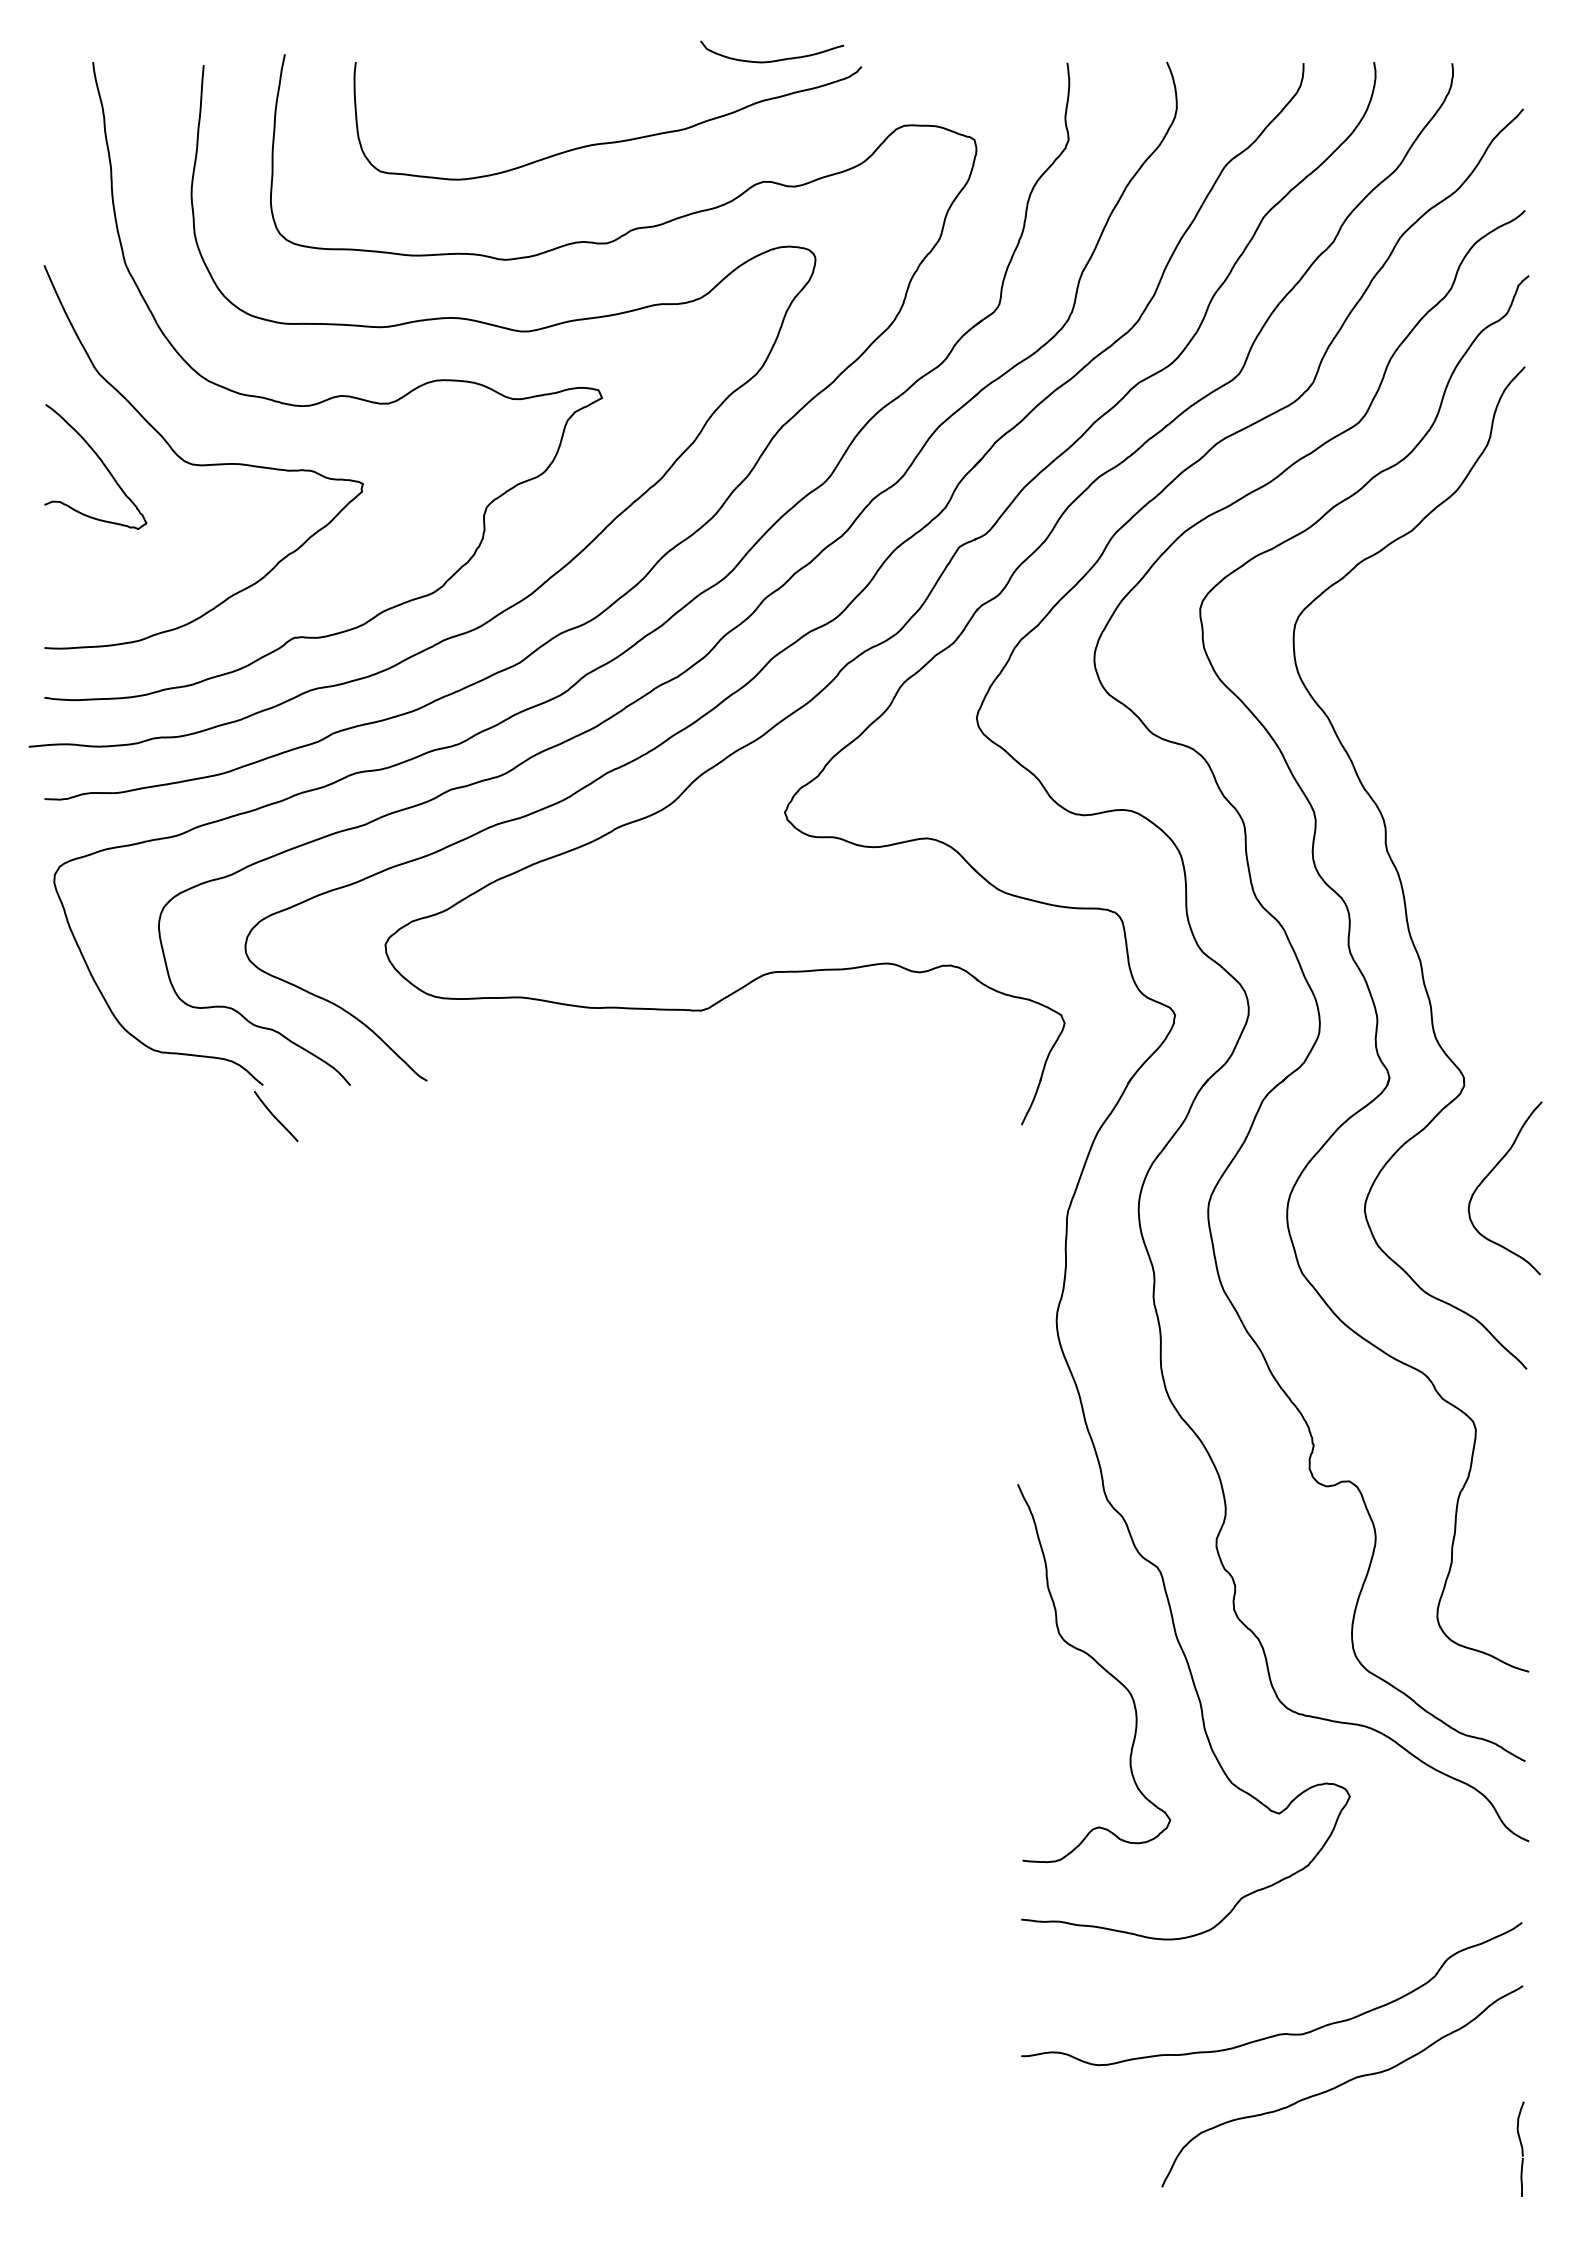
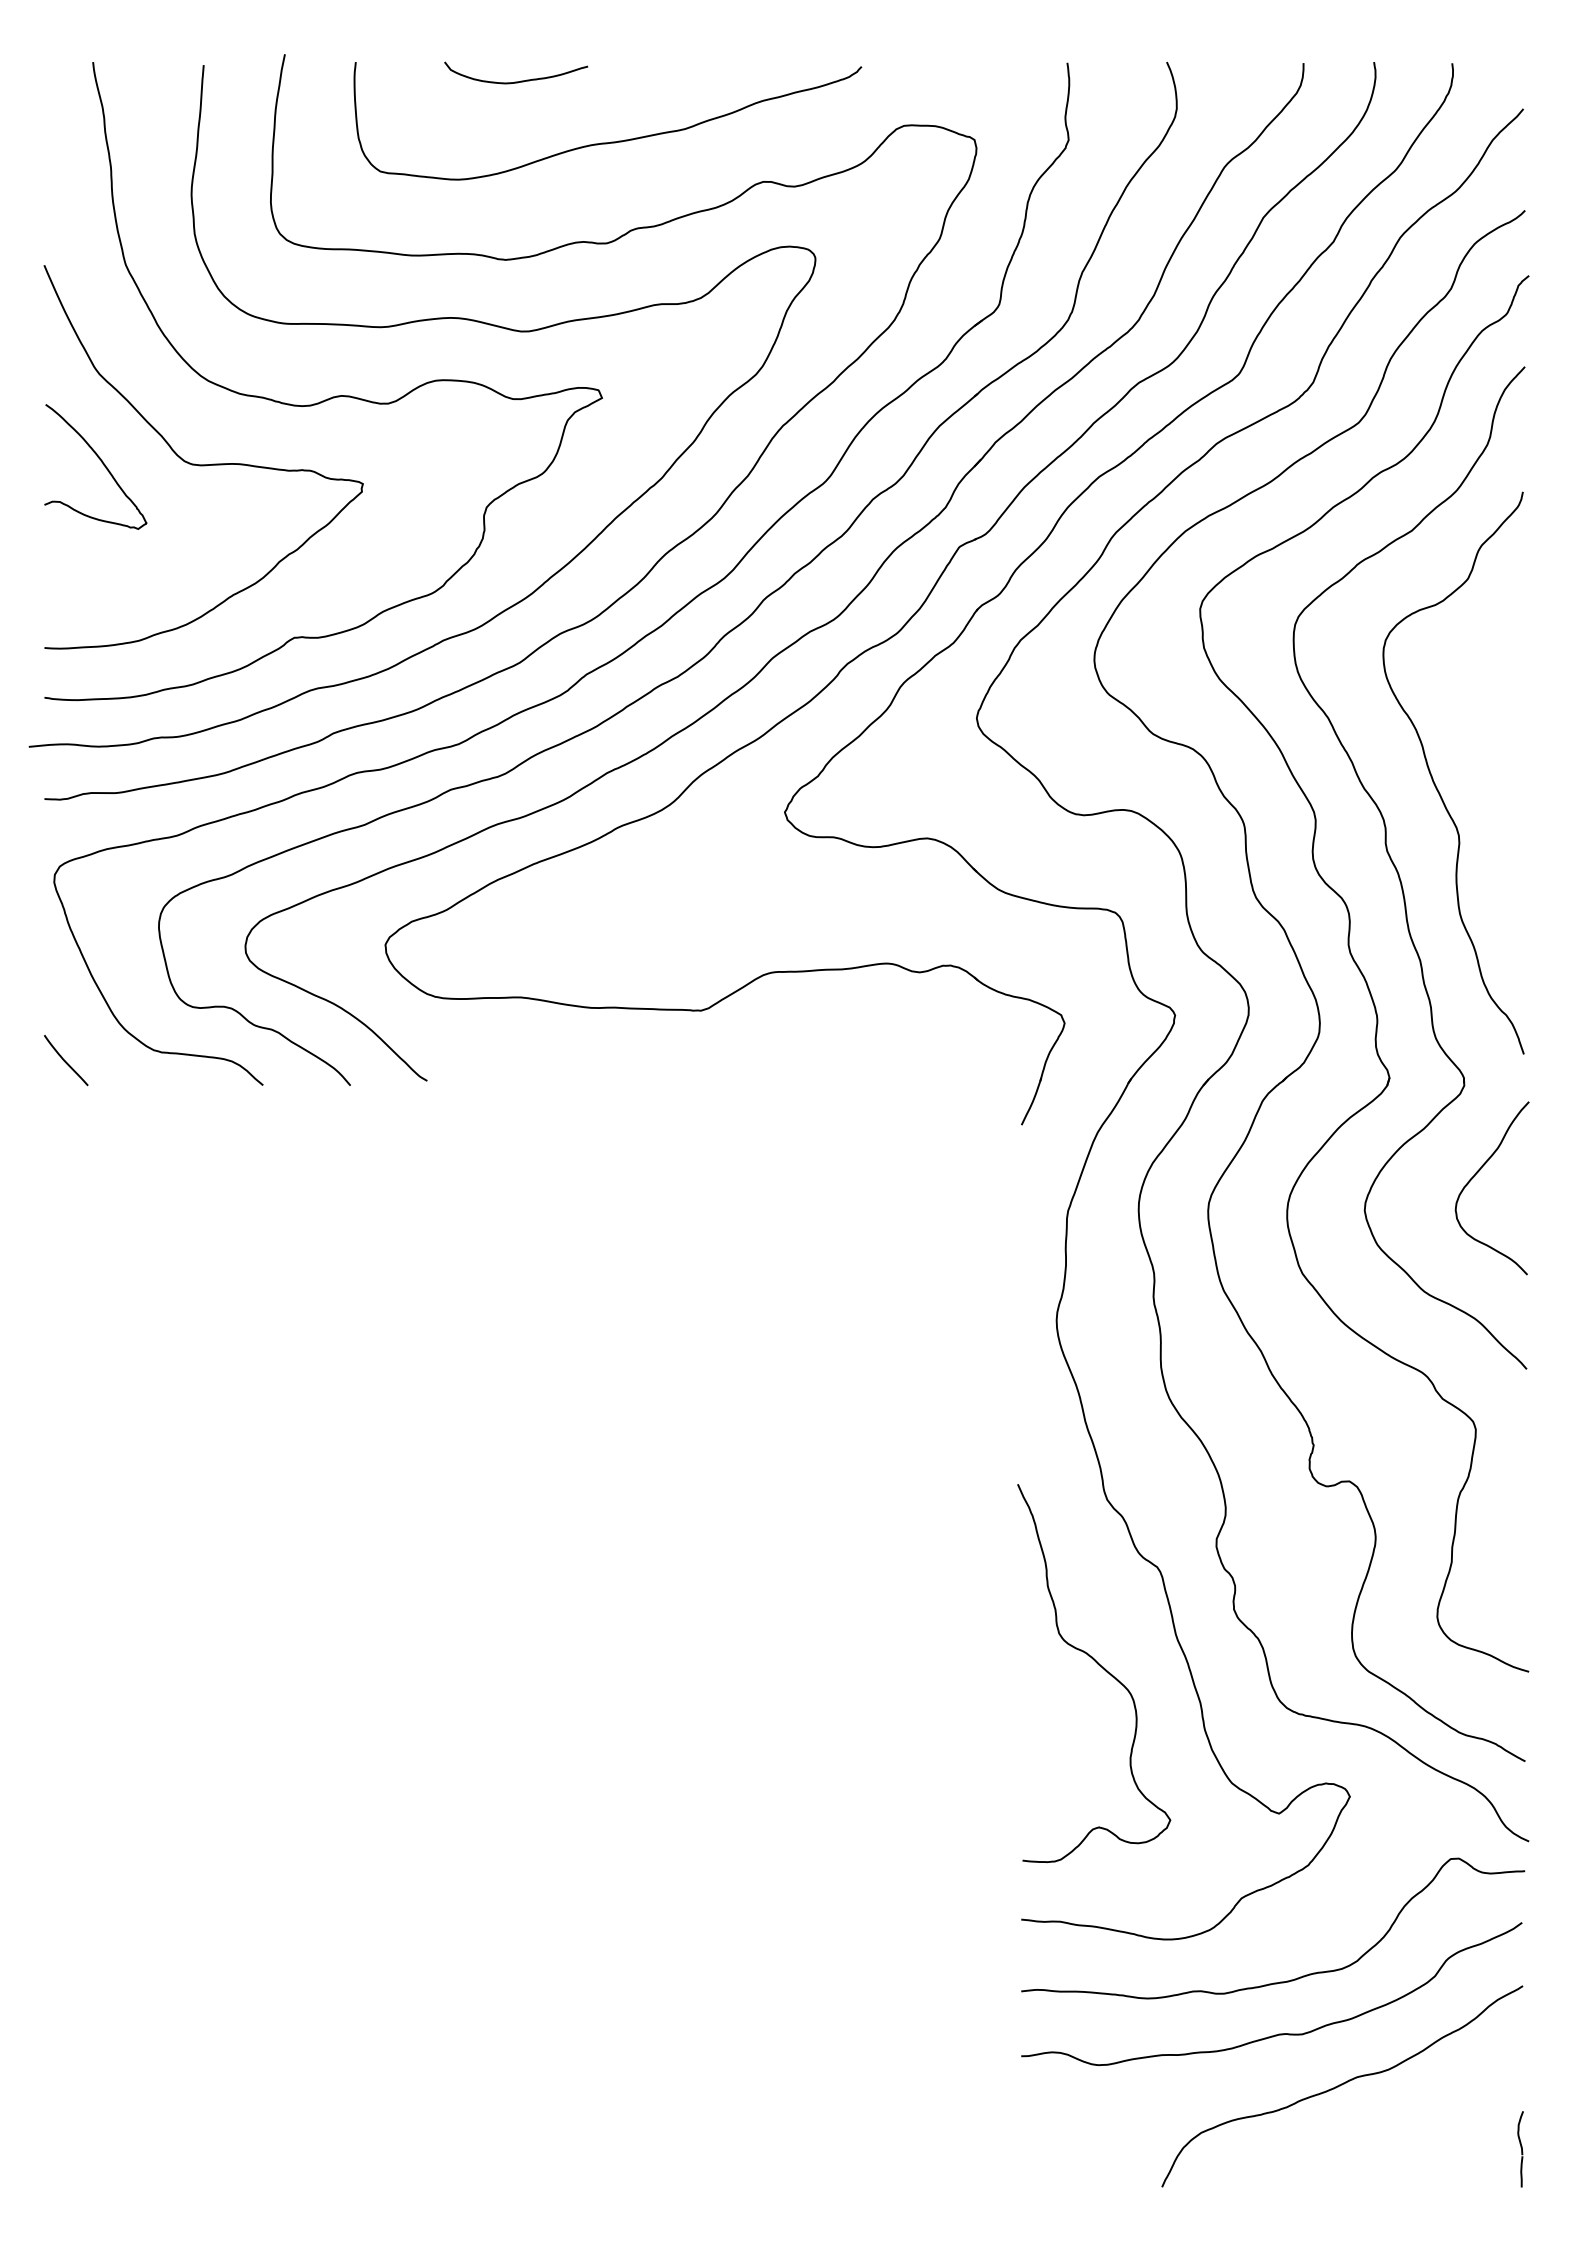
curve position: (772, 60) -> (516, 81) (516, 81)
curve: none -> present (1433, 778)
curve position: (275, 1116) -> (65, 1060) (65, 1060)
curve position: (1487, 1177) -> (1474, 1177) (1474, 1177)
curve: none -> present (1280, 1981)
part size: 9x96 px -> 7x77 px (1520, 2149)
